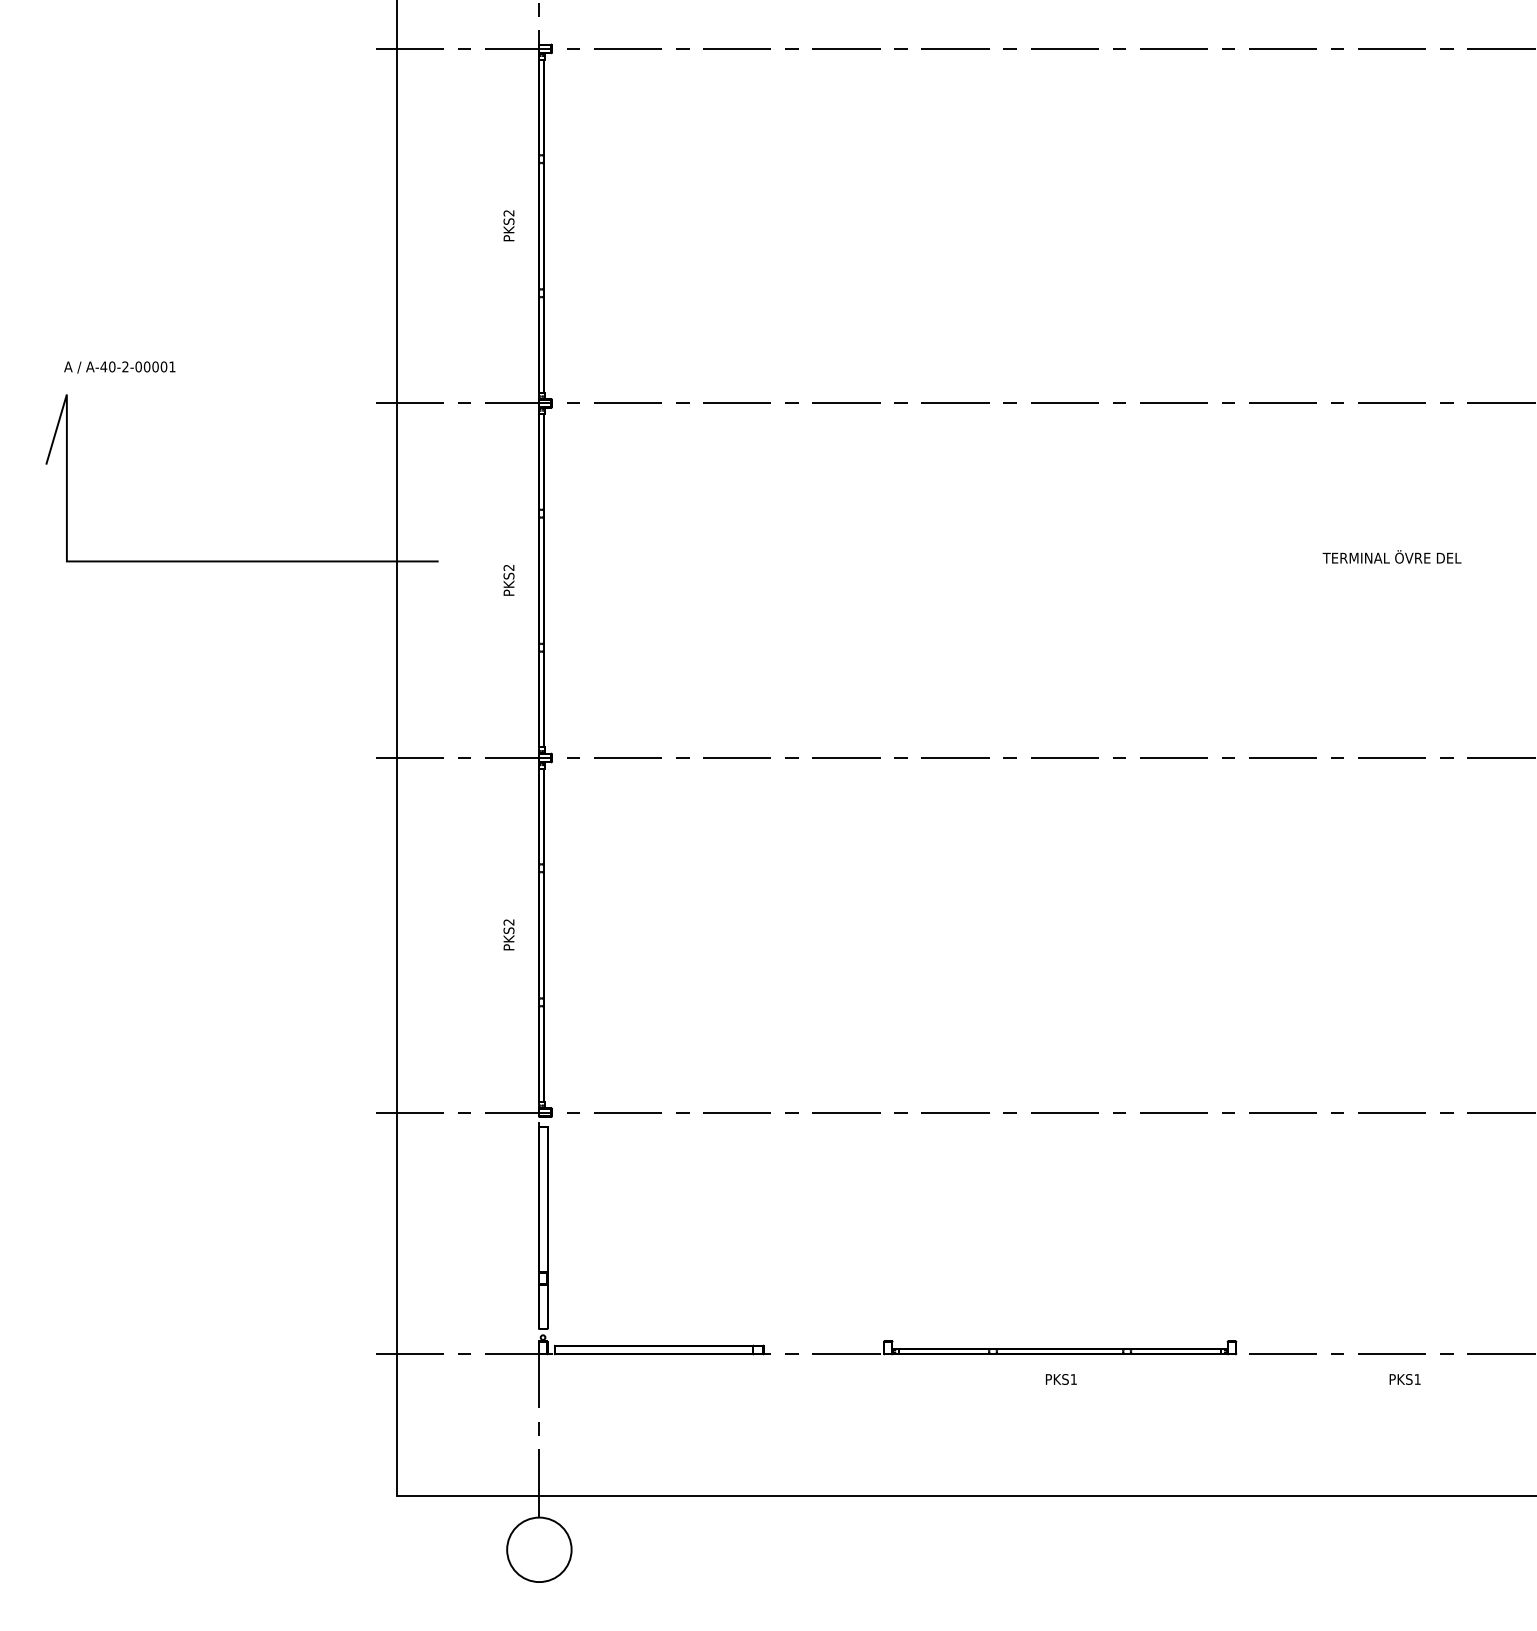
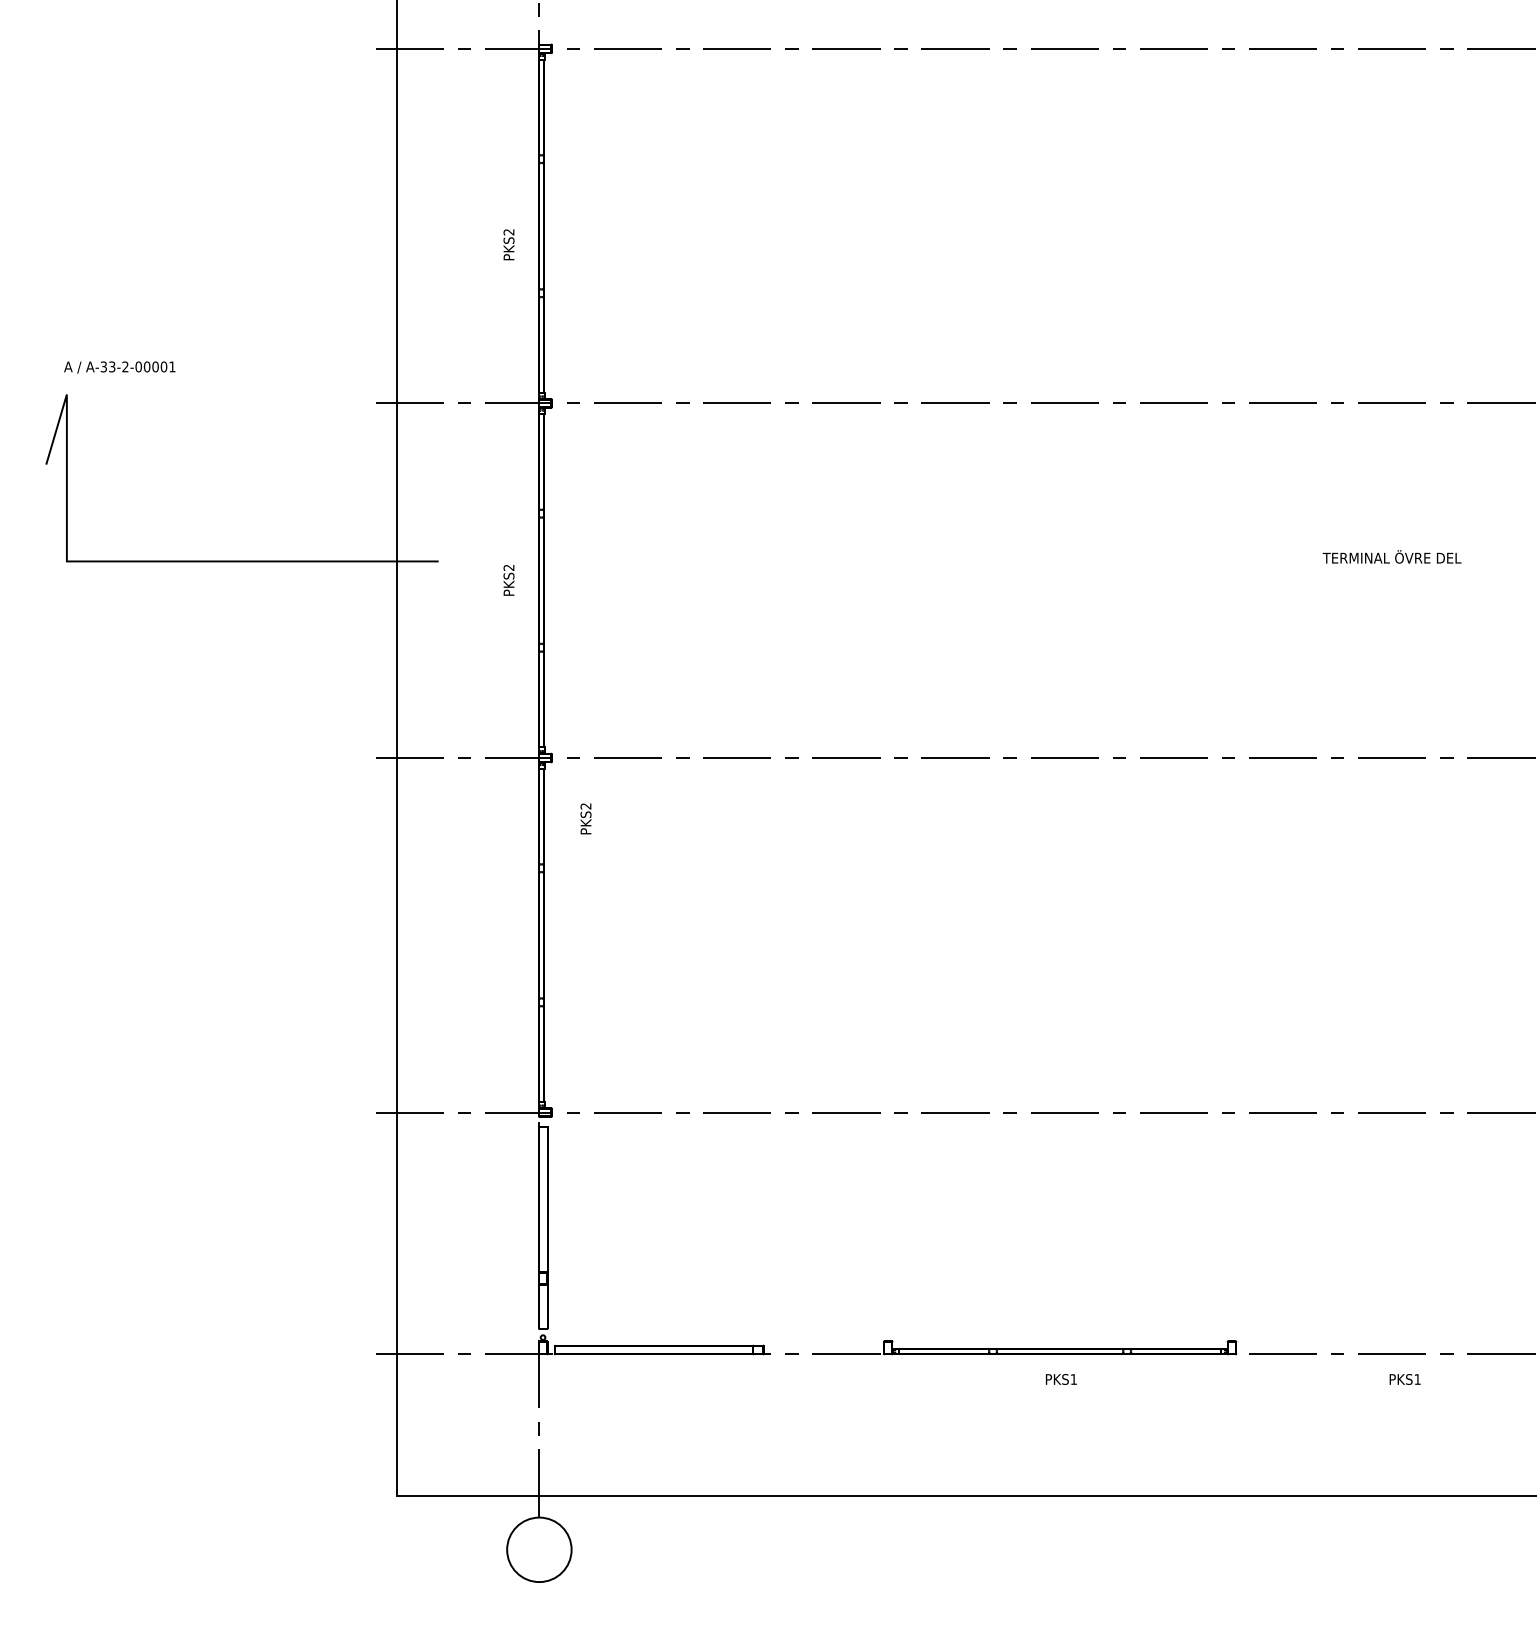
text position: (508, 225) -> (508, 244) (508, 244)
text: A-40-2-00001 -> A-33-2-00001 (107, 366)
text position: (508, 934) -> (585, 818) (585, 818)
